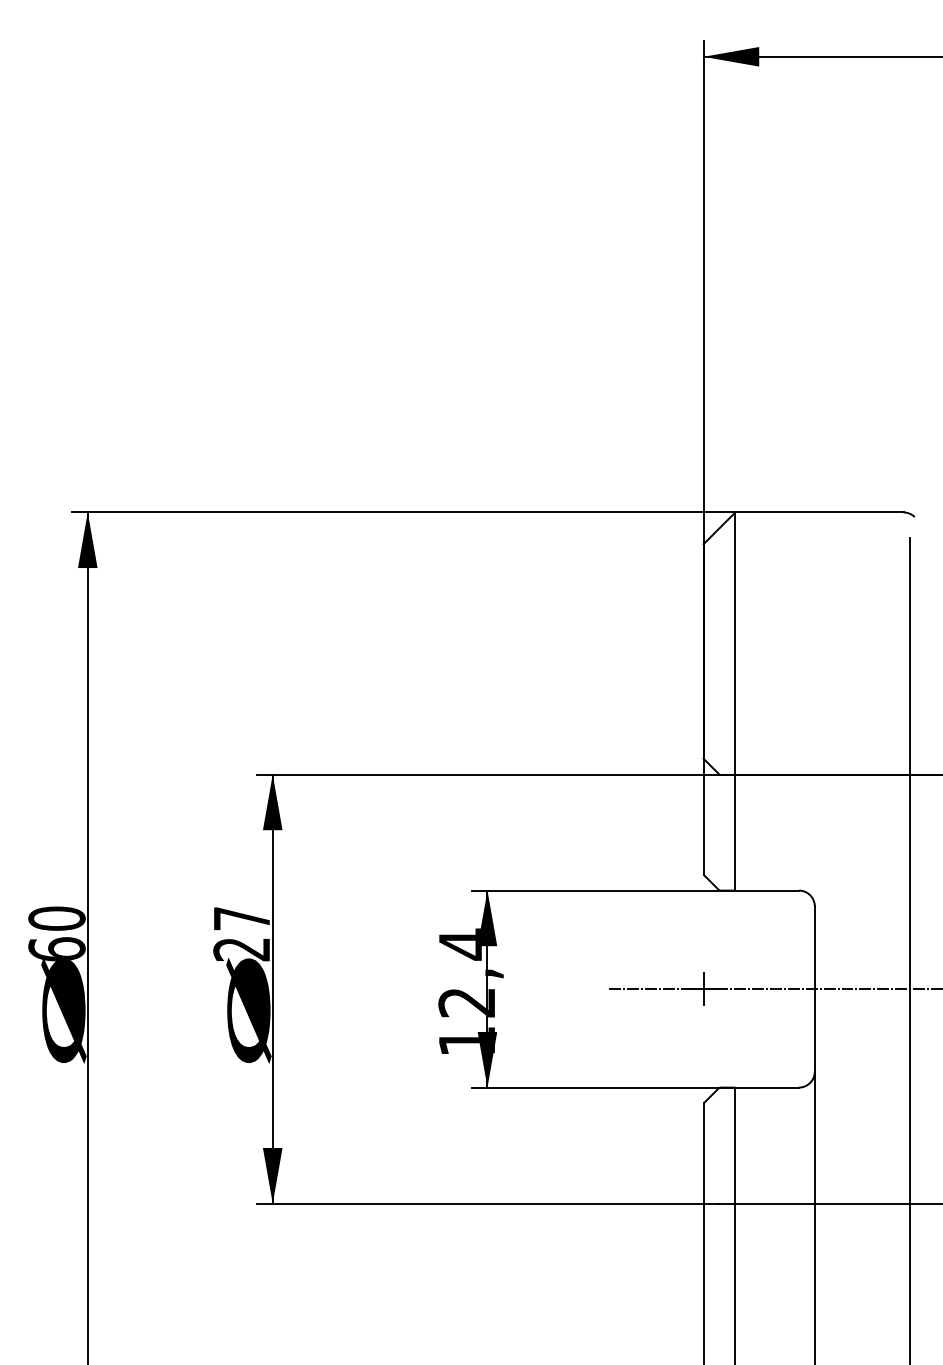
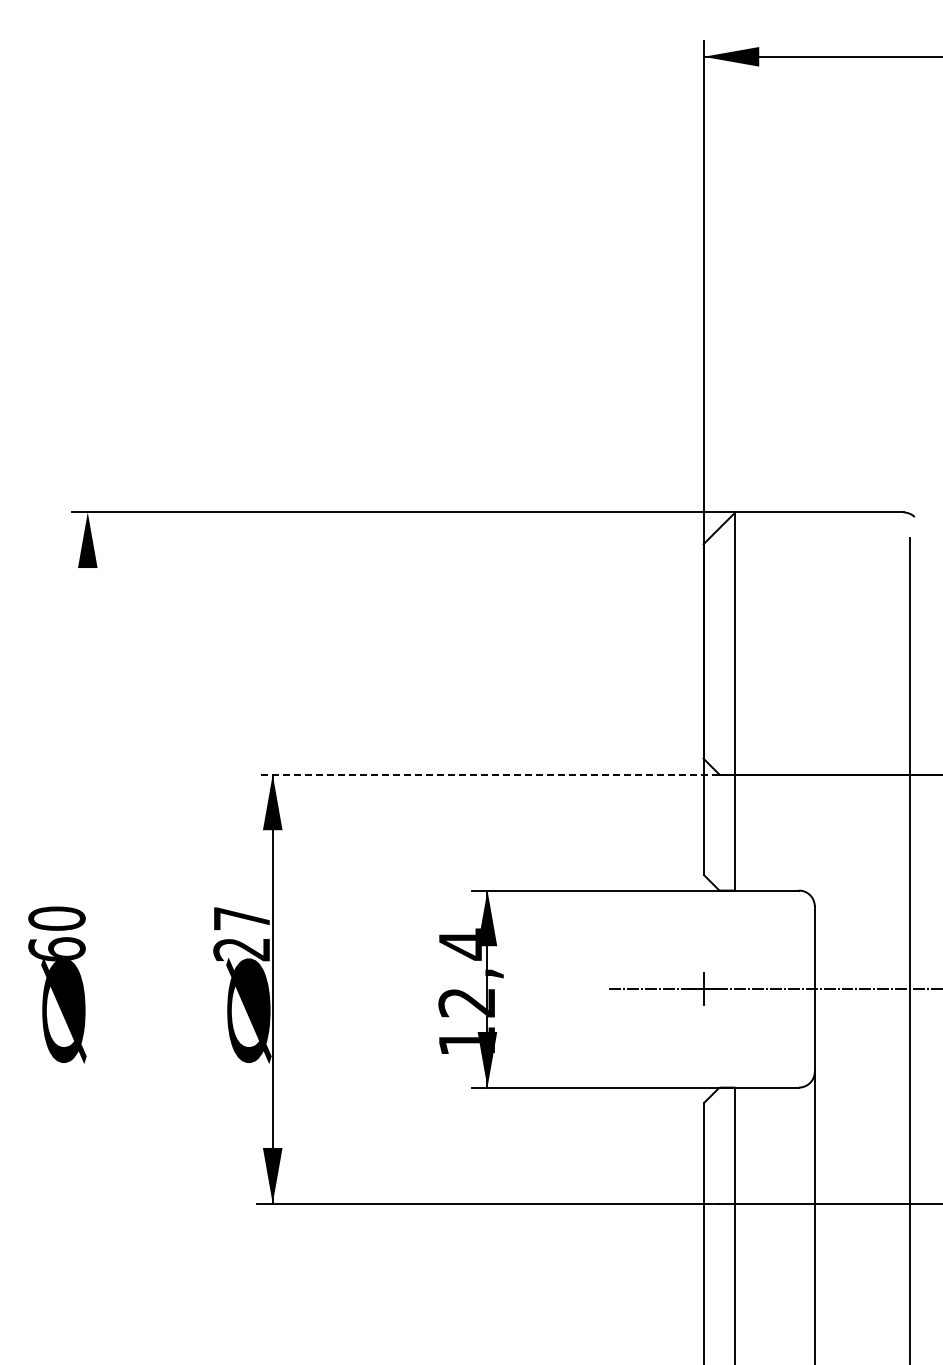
line: solid -> dashed (487, 774)
line: present -> none (87, 936)
